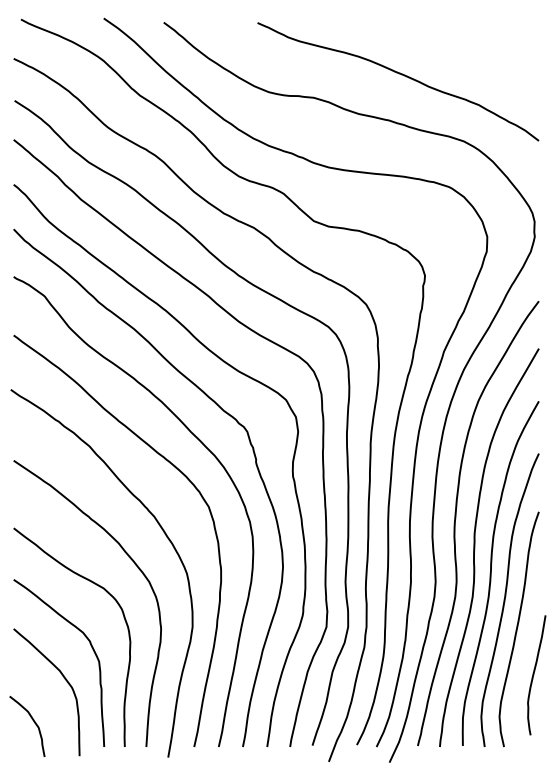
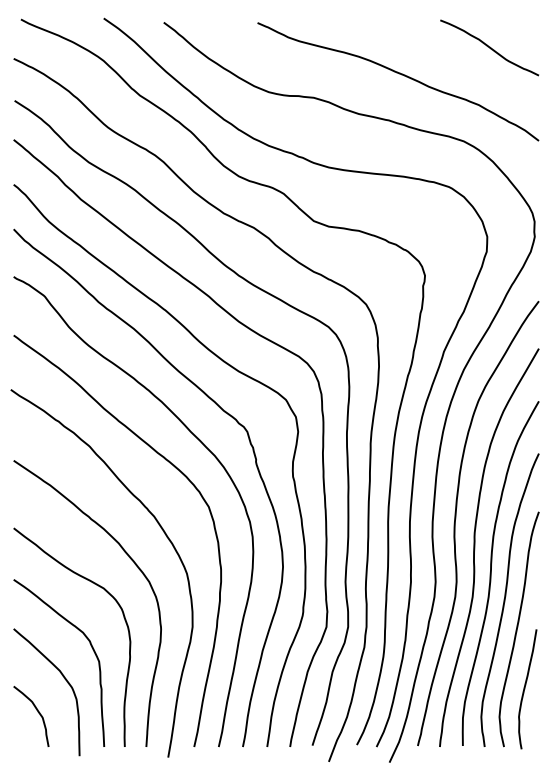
curve: none -> present (489, 47)
curve position: (534, 675) -> (525, 689) (525, 689)
curve position: (33, 722) -> (37, 712) (37, 712)
